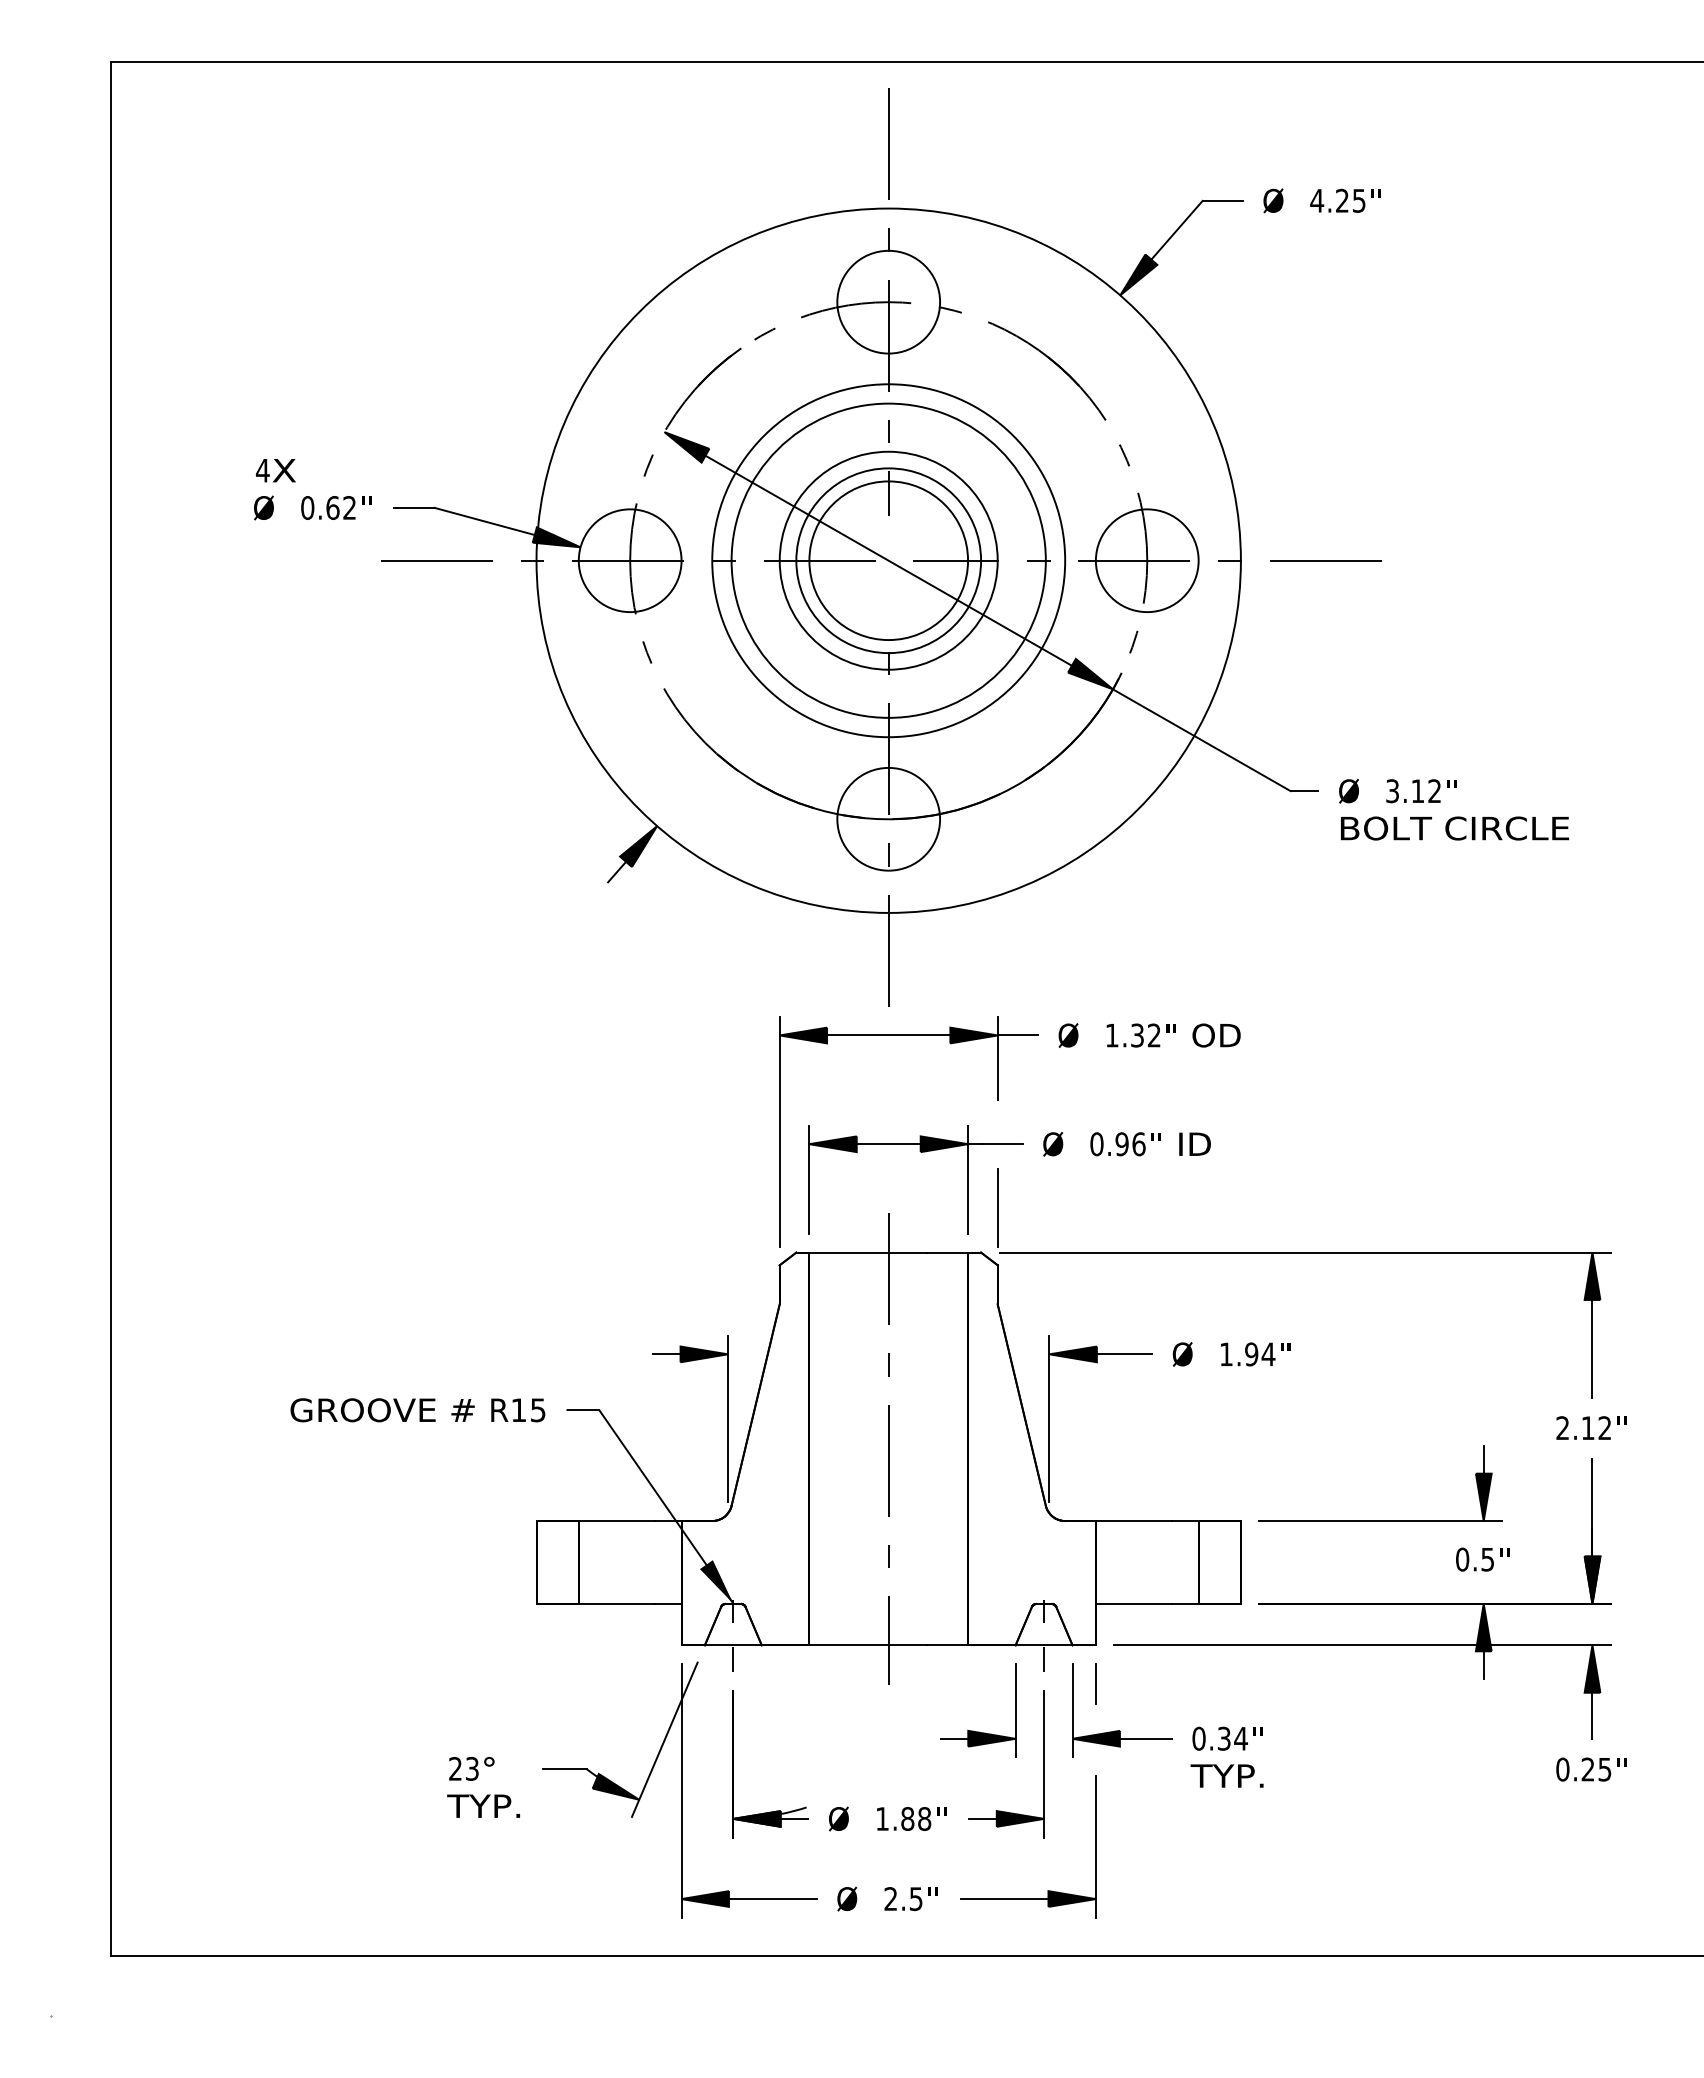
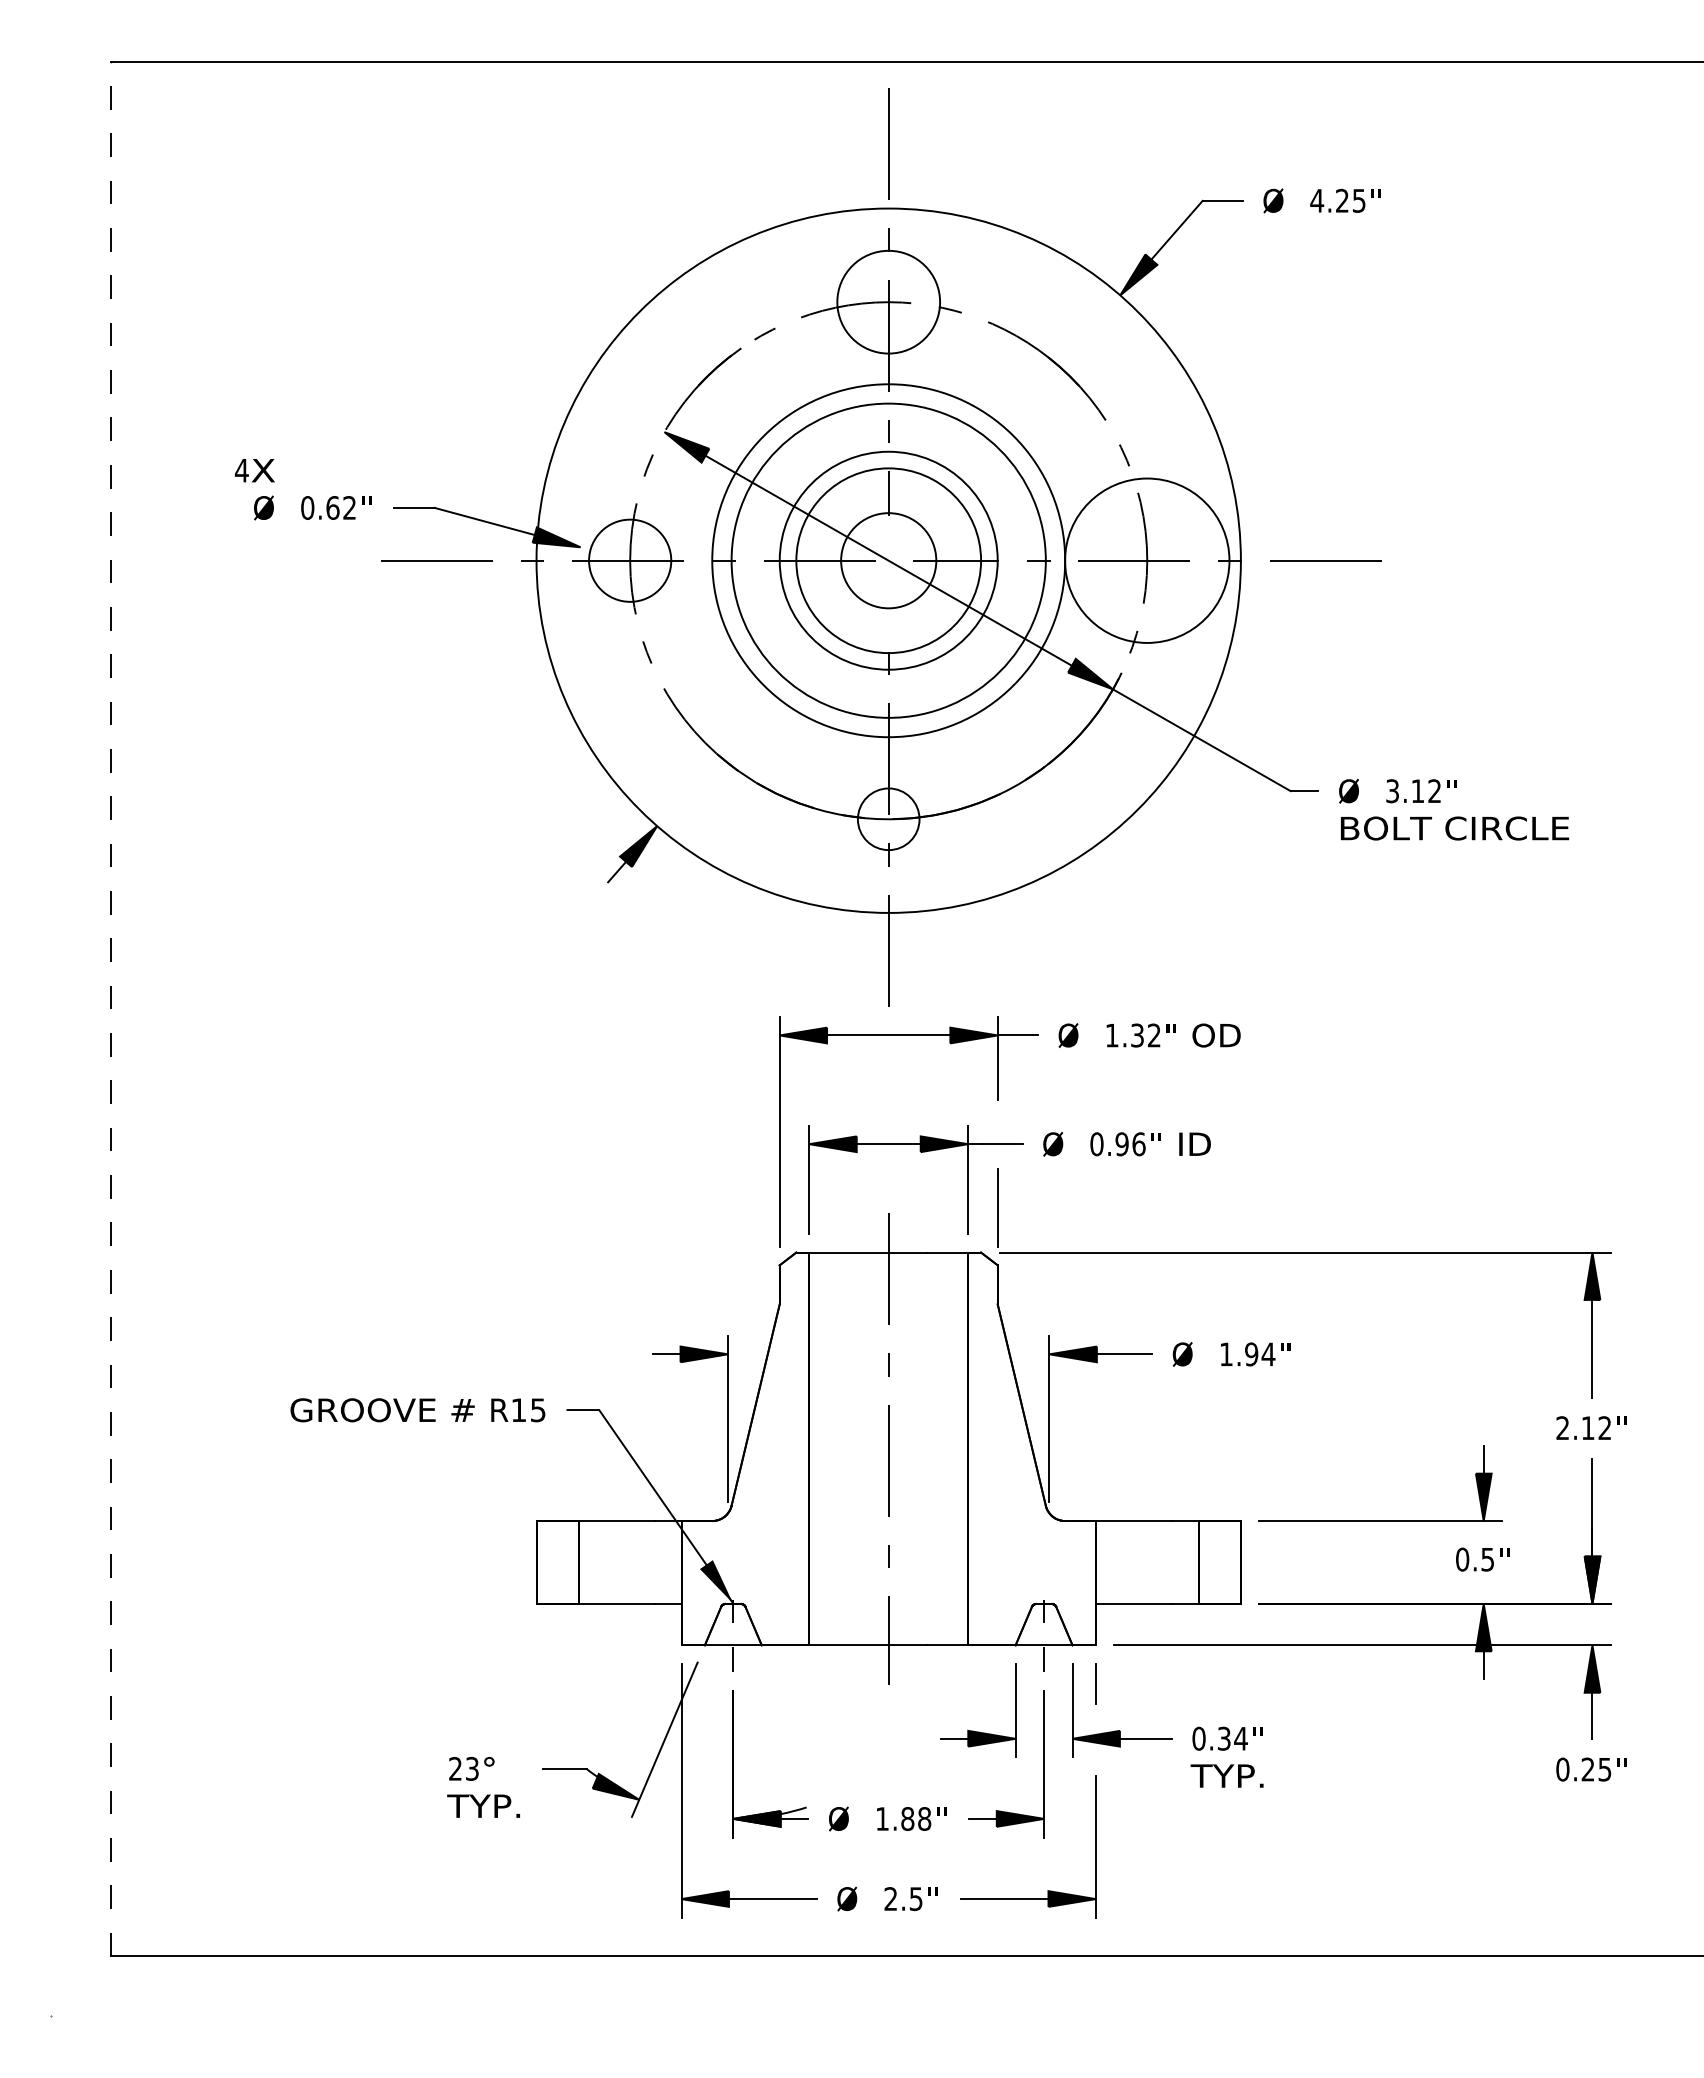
text position: (275, 470) -> (254, 470) (254, 470)
circle diameter: 103 px -> 82 px (630, 560)
circle diameter: 159 px -> 95 px (888, 560)
circle diameter: 103 px -> 164 px (1147, 560)
circle diameter: 103 px -> 62 px (888, 819)
line: solid -> dashed (110, 1008)
